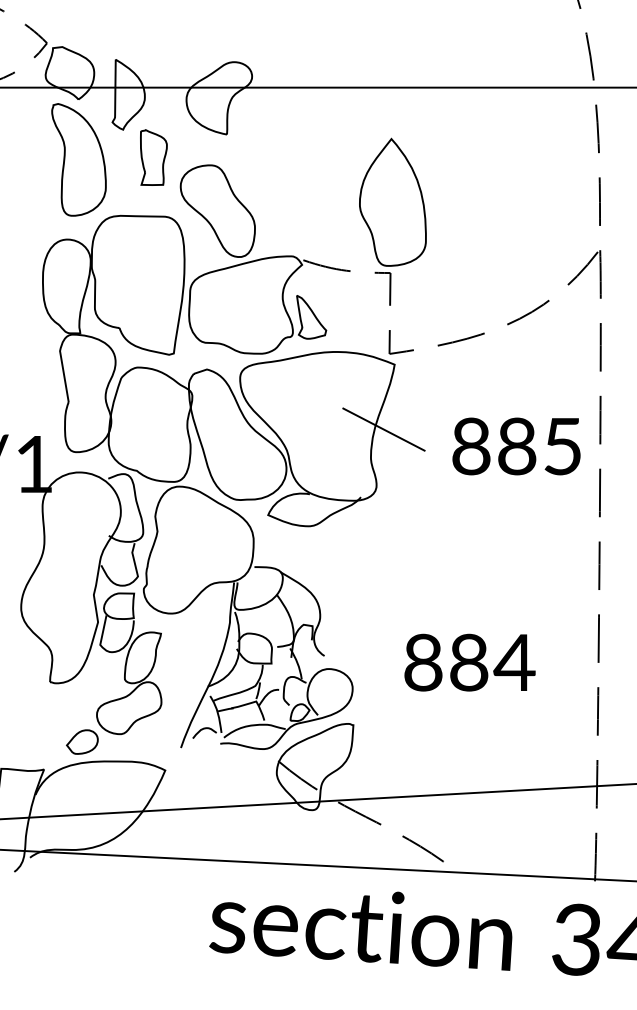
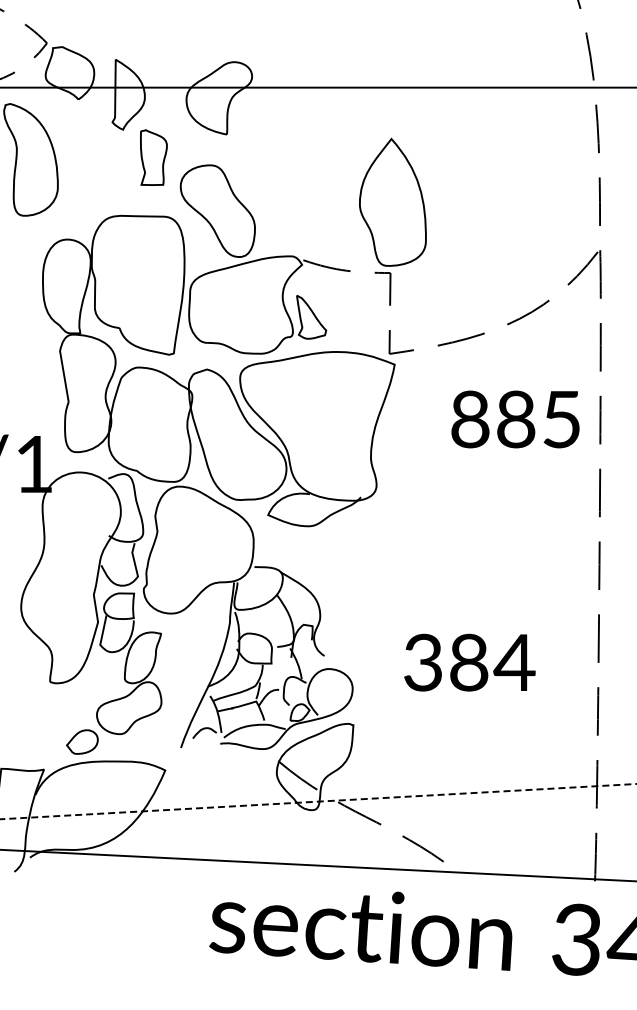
part position: (78, 159) -> (30, 159) (30, 159)
line: present -> none (383, 429)
text position: (516, 446) -> (515, 419) (515, 419)
text: 884 -> 384 (423, 662)
line: solid -> dashed (319, 801)
